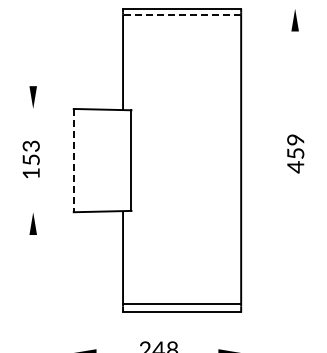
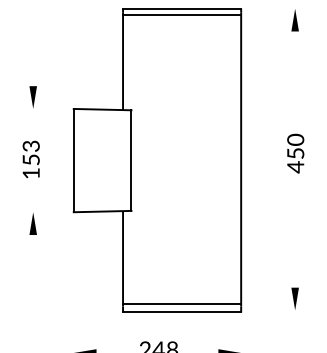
line: dashed -> solid (181, 14)
text: 459 -> 450 (296, 139)
line: dashed -> solid (73, 160)
part: none -> present (294, 298)
